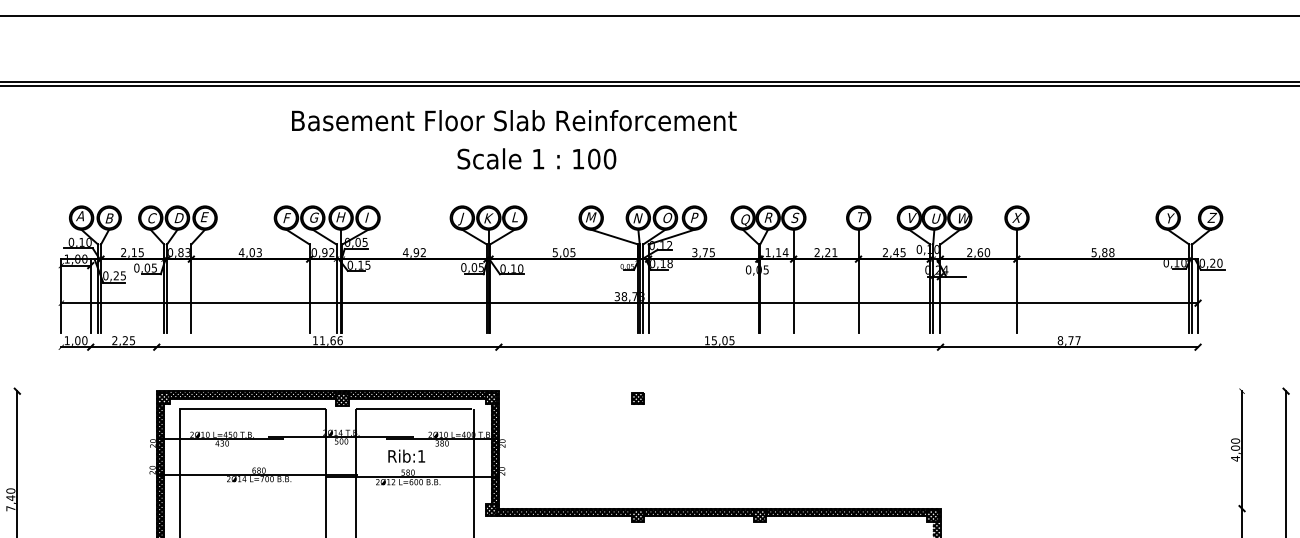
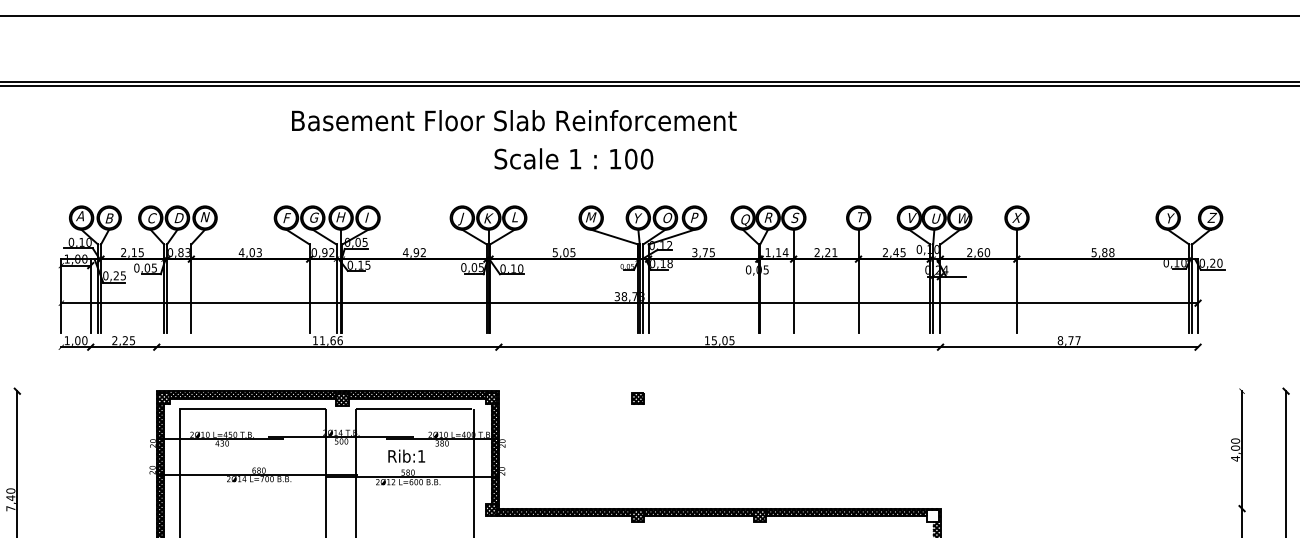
text position: (536, 158) -> (573, 158) (573, 158)
text: E -> N (205, 217)
text: N -> Y (637, 218)
hatch: present -> none (933, 515)
